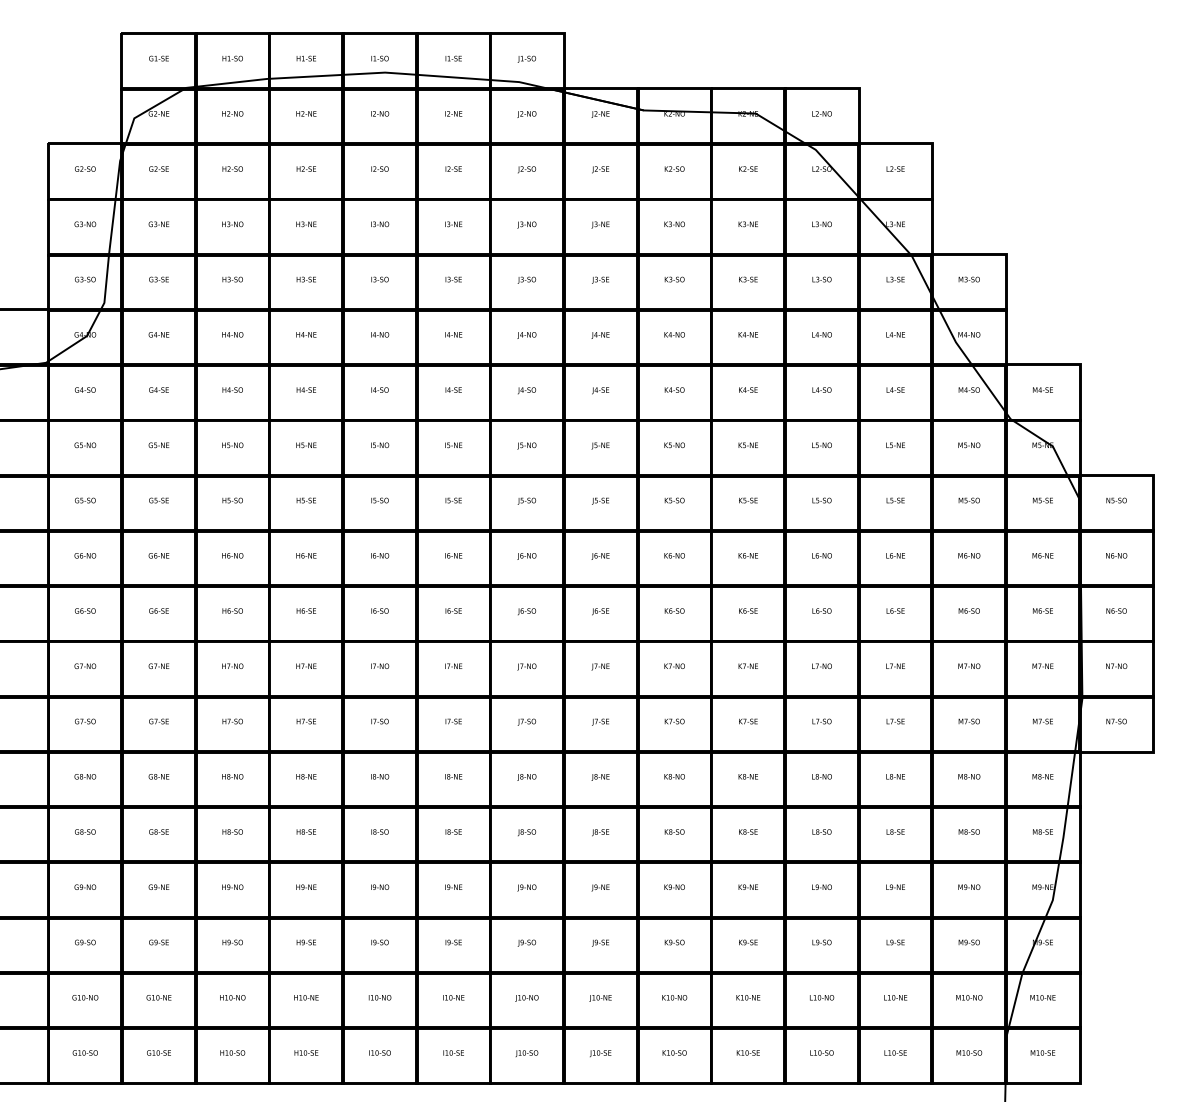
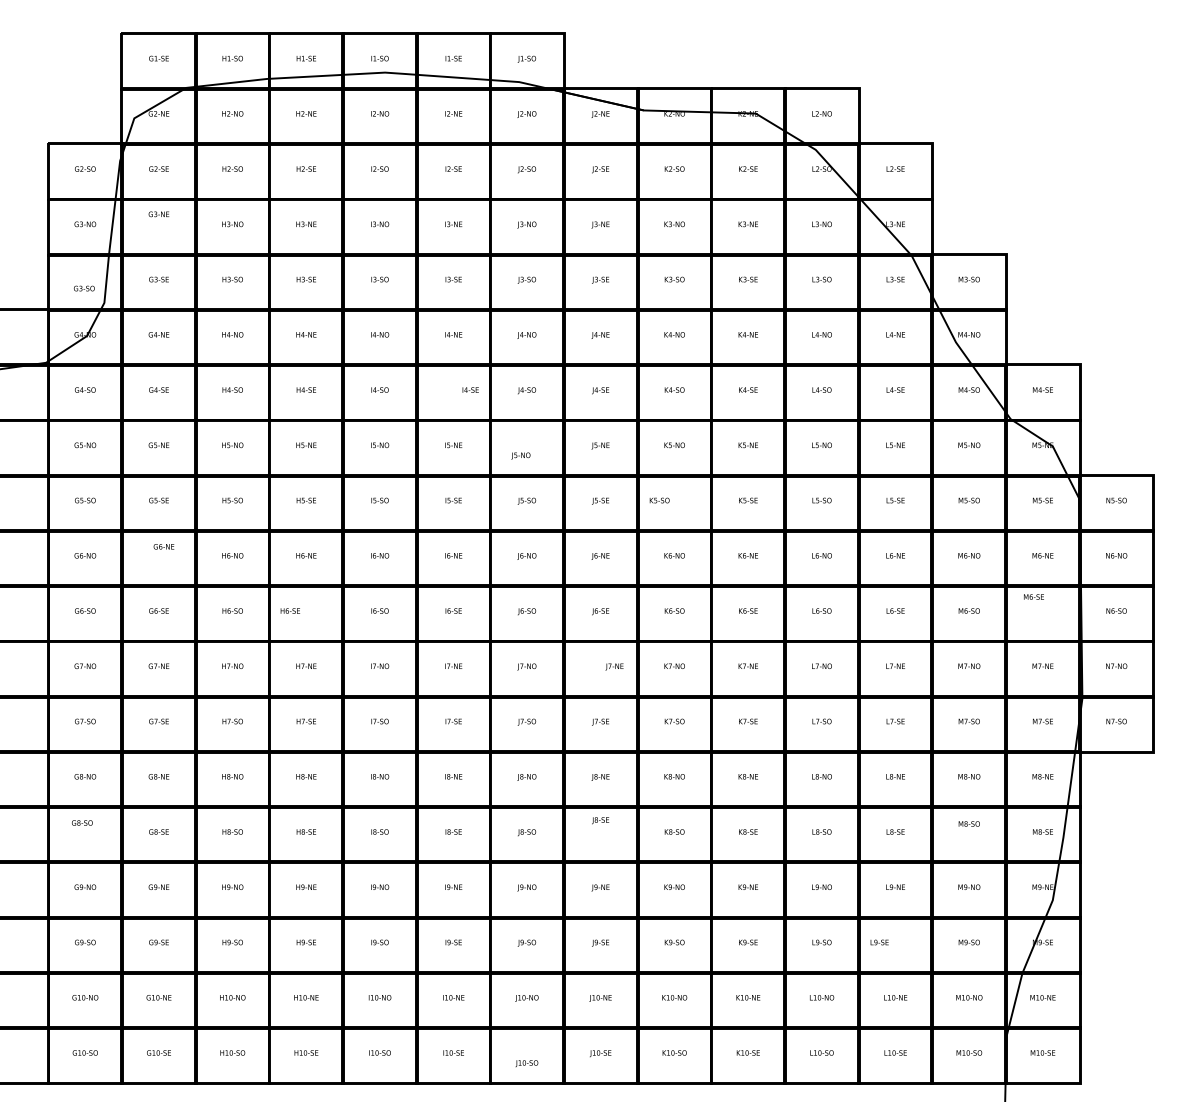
text position: (158, 224) -> (158, 214) (158, 214)
text position: (85, 279) -> (84, 288) (84, 288)
text position: (453, 389) -> (470, 389) (470, 389)
text position: (526, 445) -> (520, 455) (520, 455)
text position: (674, 500) -> (659, 500) (659, 500)
text position: (158, 555) -> (163, 546) (163, 546)
text position: (305, 610) -> (289, 610) (289, 610)
text position: (1042, 610) -> (1033, 596) (1033, 596)
text position: (600, 666) -> (614, 666) (614, 666)
text position: (85, 831) -> (82, 822) (82, 822)
text position: (968, 831) -> (968, 823) (968, 823)
text position: (600, 832) -> (600, 820) (600, 820)
text position: (895, 942) -> (879, 942) (879, 942)
text position: (526, 1053) -> (526, 1063) (526, 1063)
